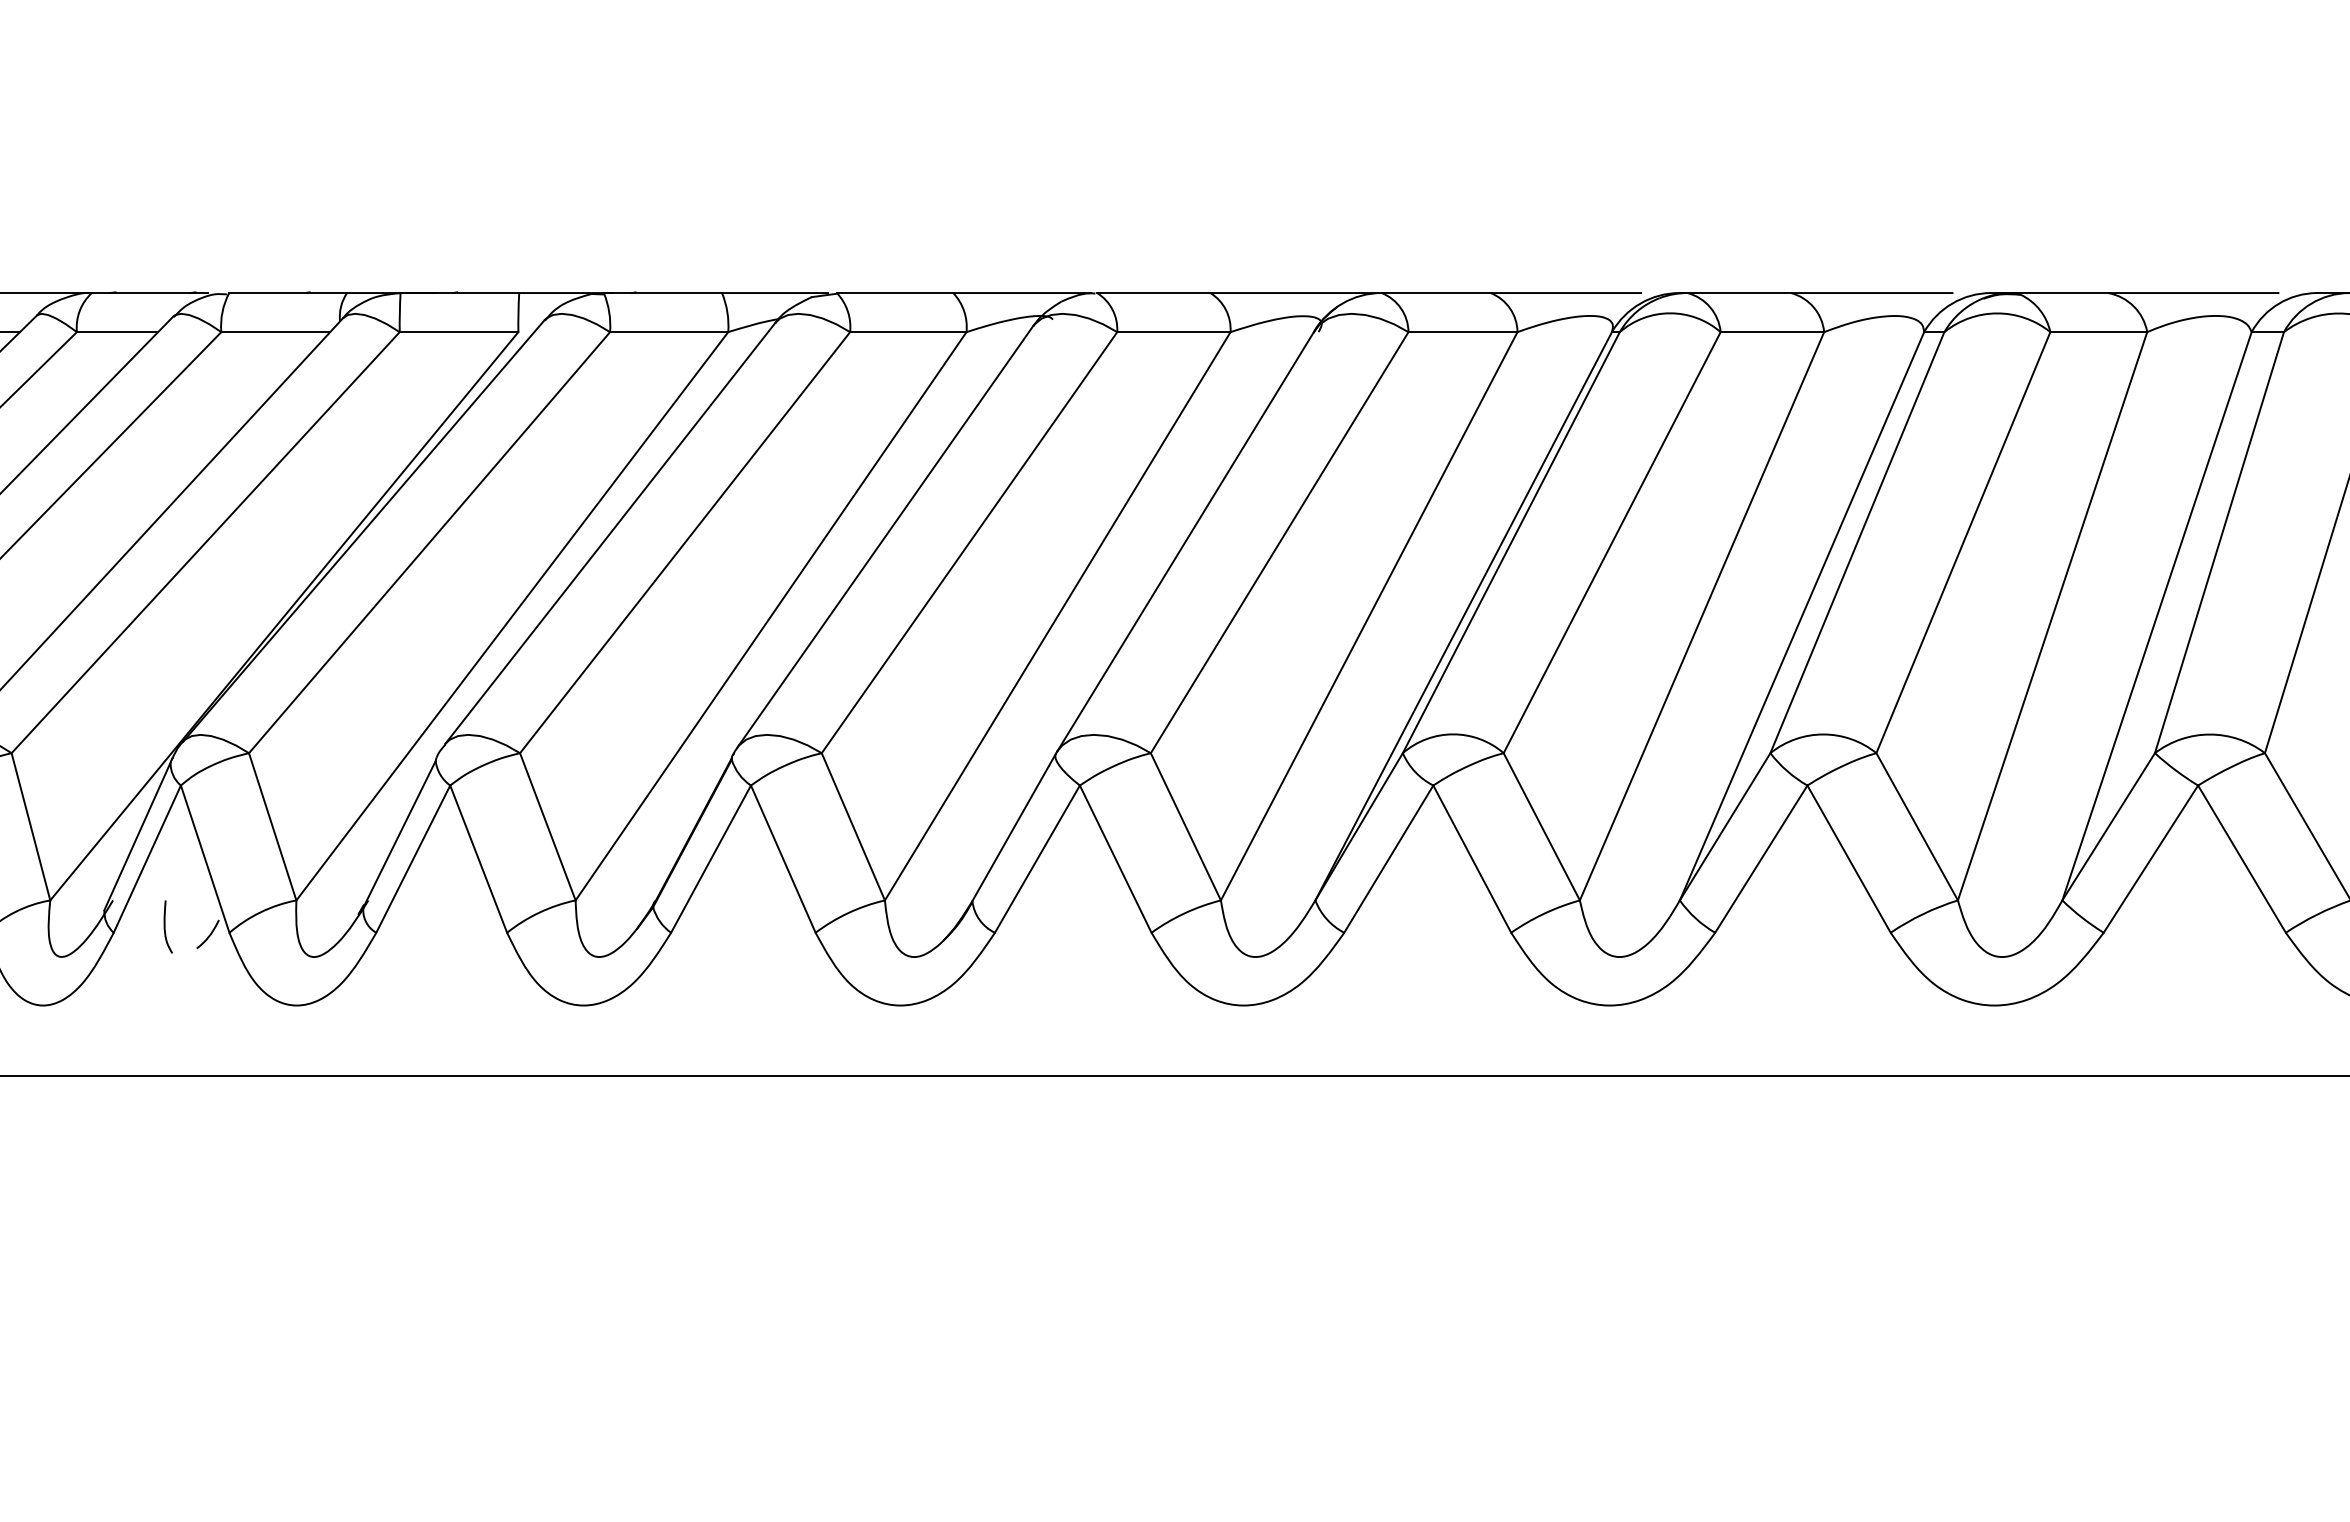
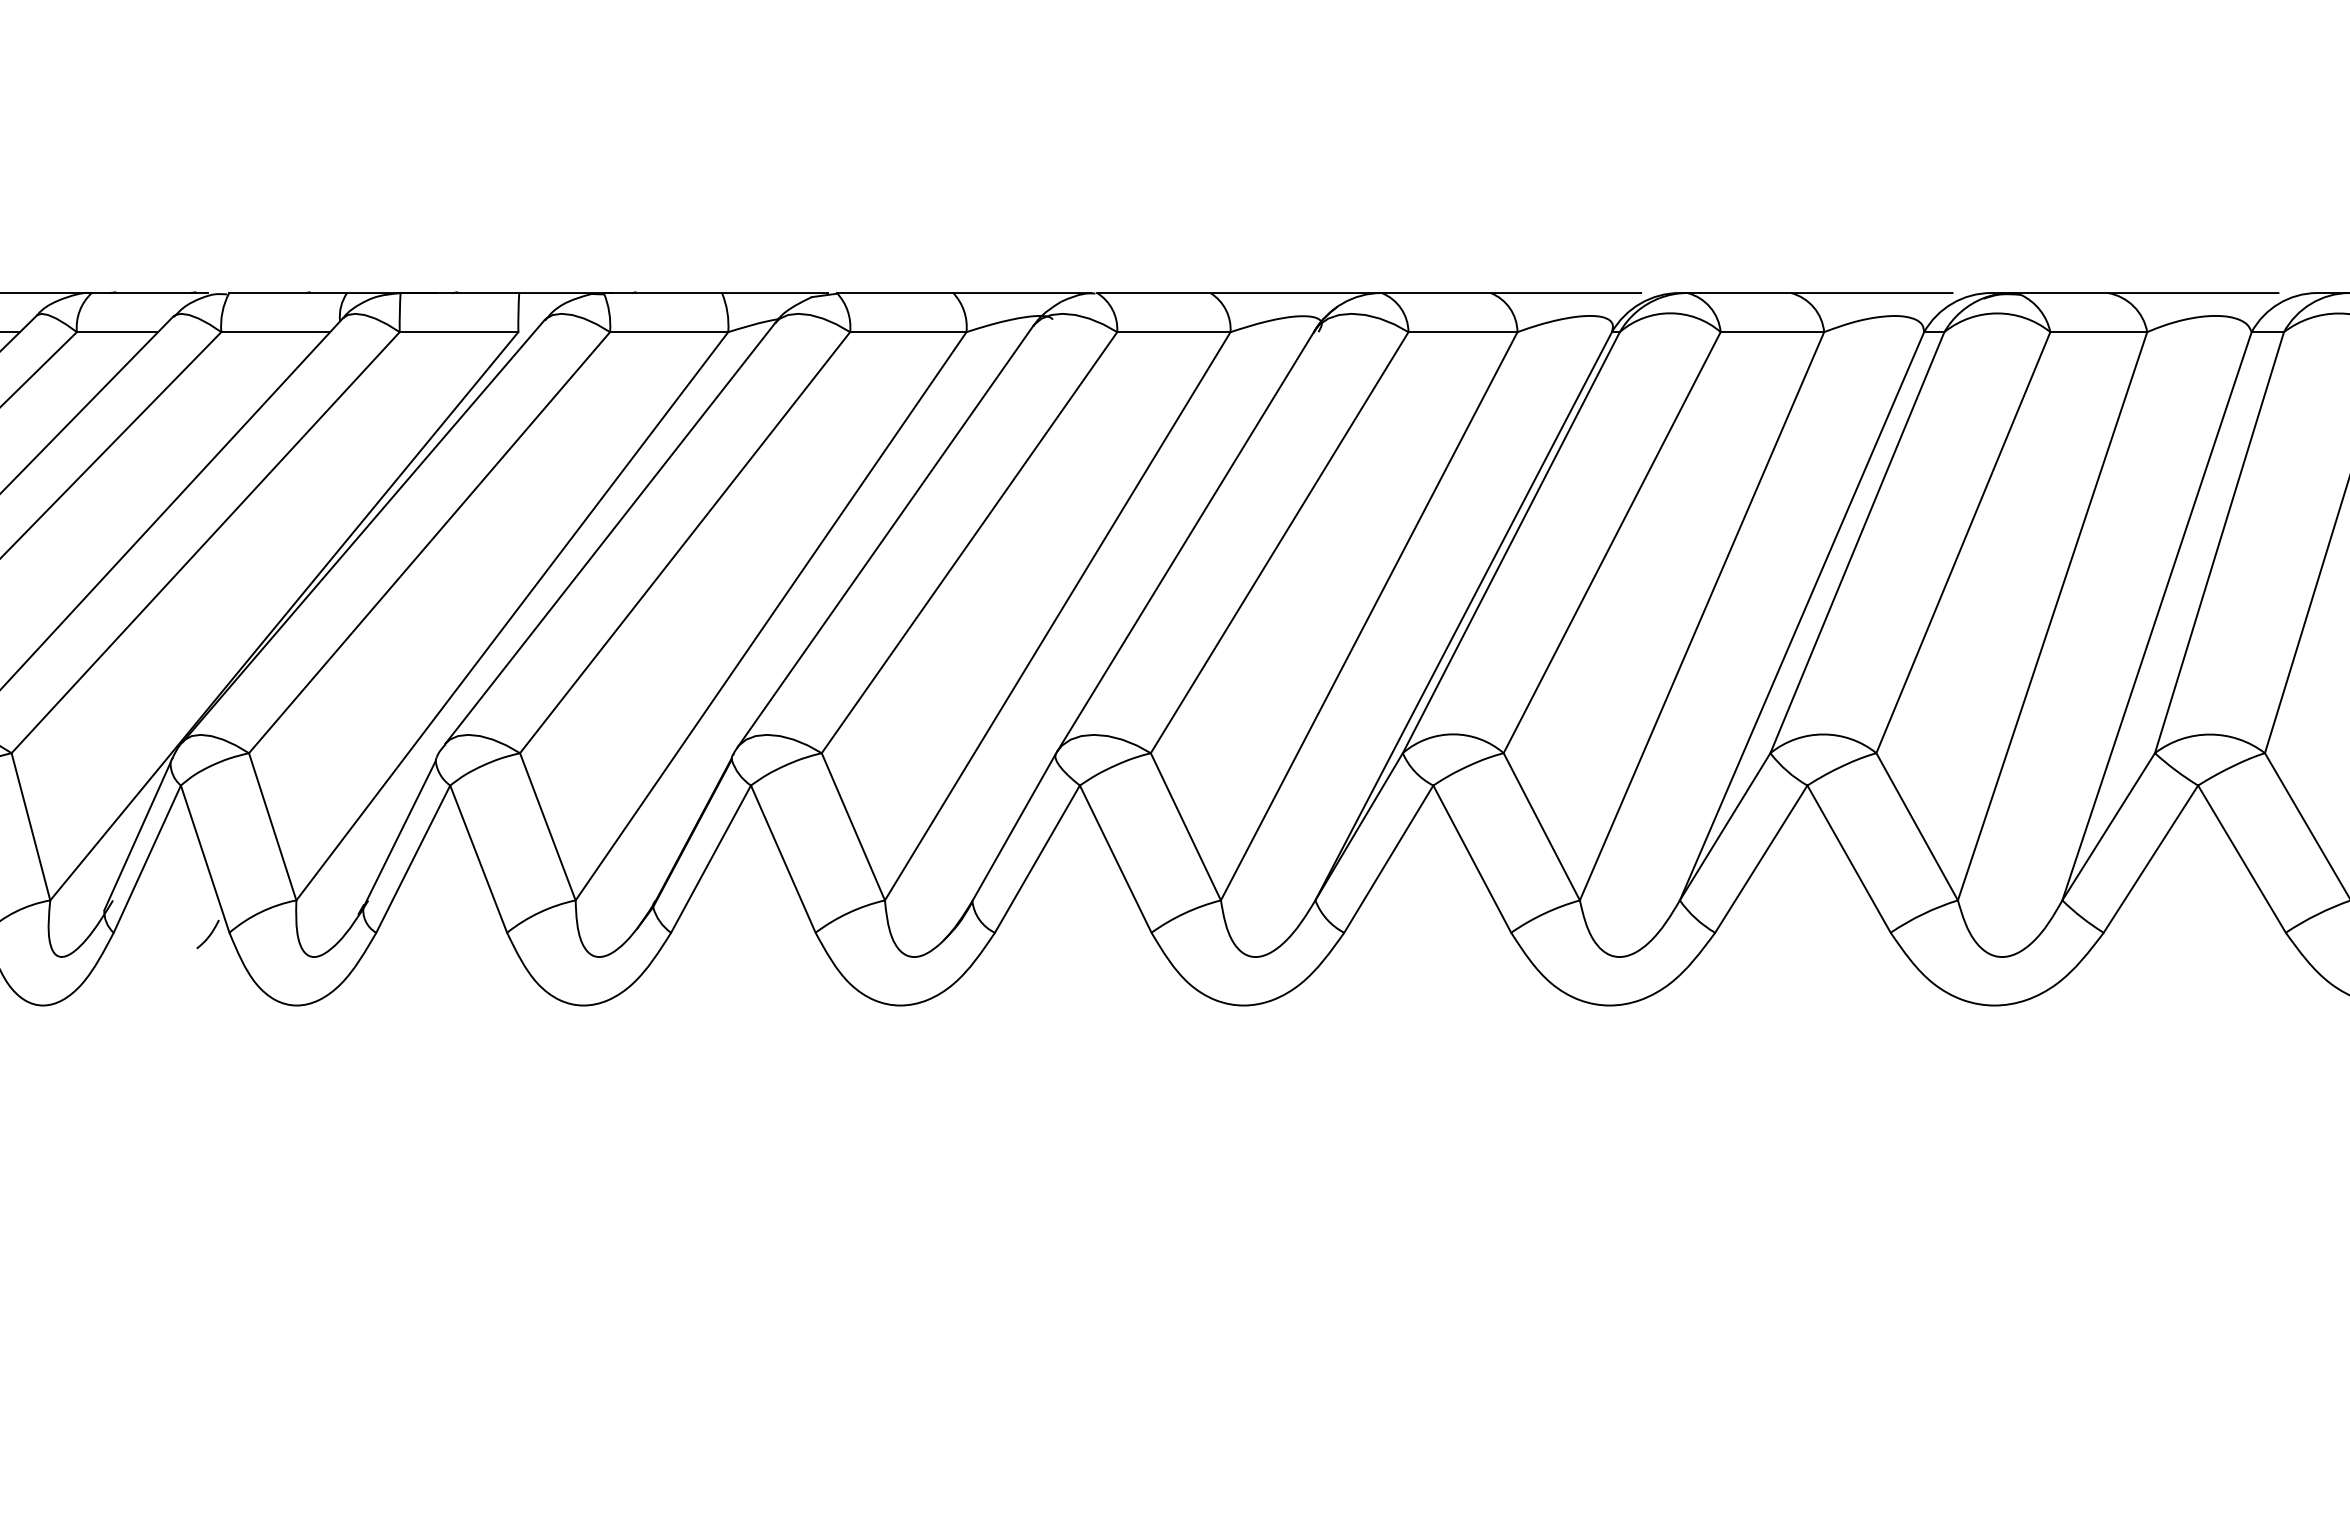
curve: present -> none (165, 926)
line: present -> none (1174, 1076)
